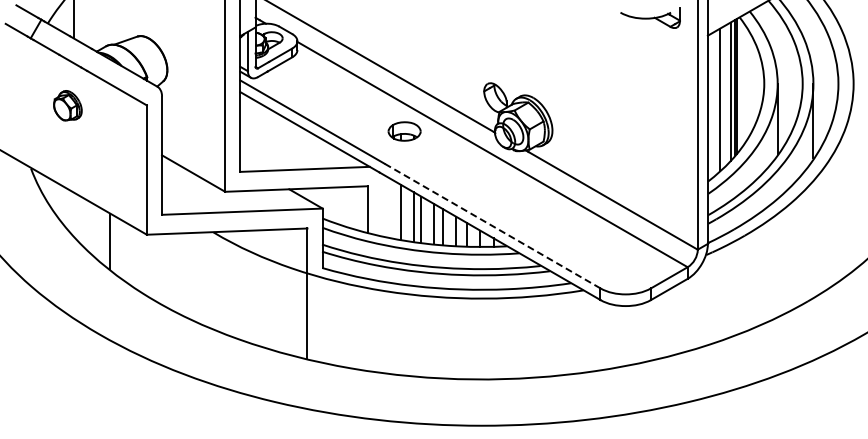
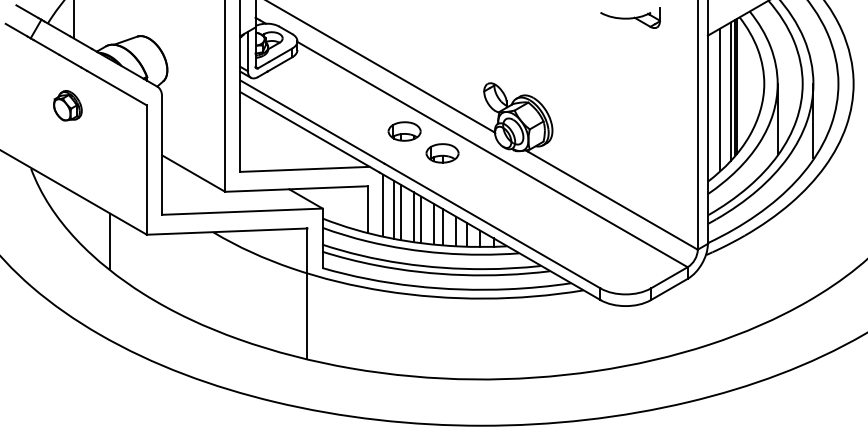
part position: (650, 17) -> (630, 17) (630, 17)
part: none -> present (442, 153)
line: none -> present (383, 205)
line: none -> present (394, 209)
line: dashed -> solid (492, 226)
